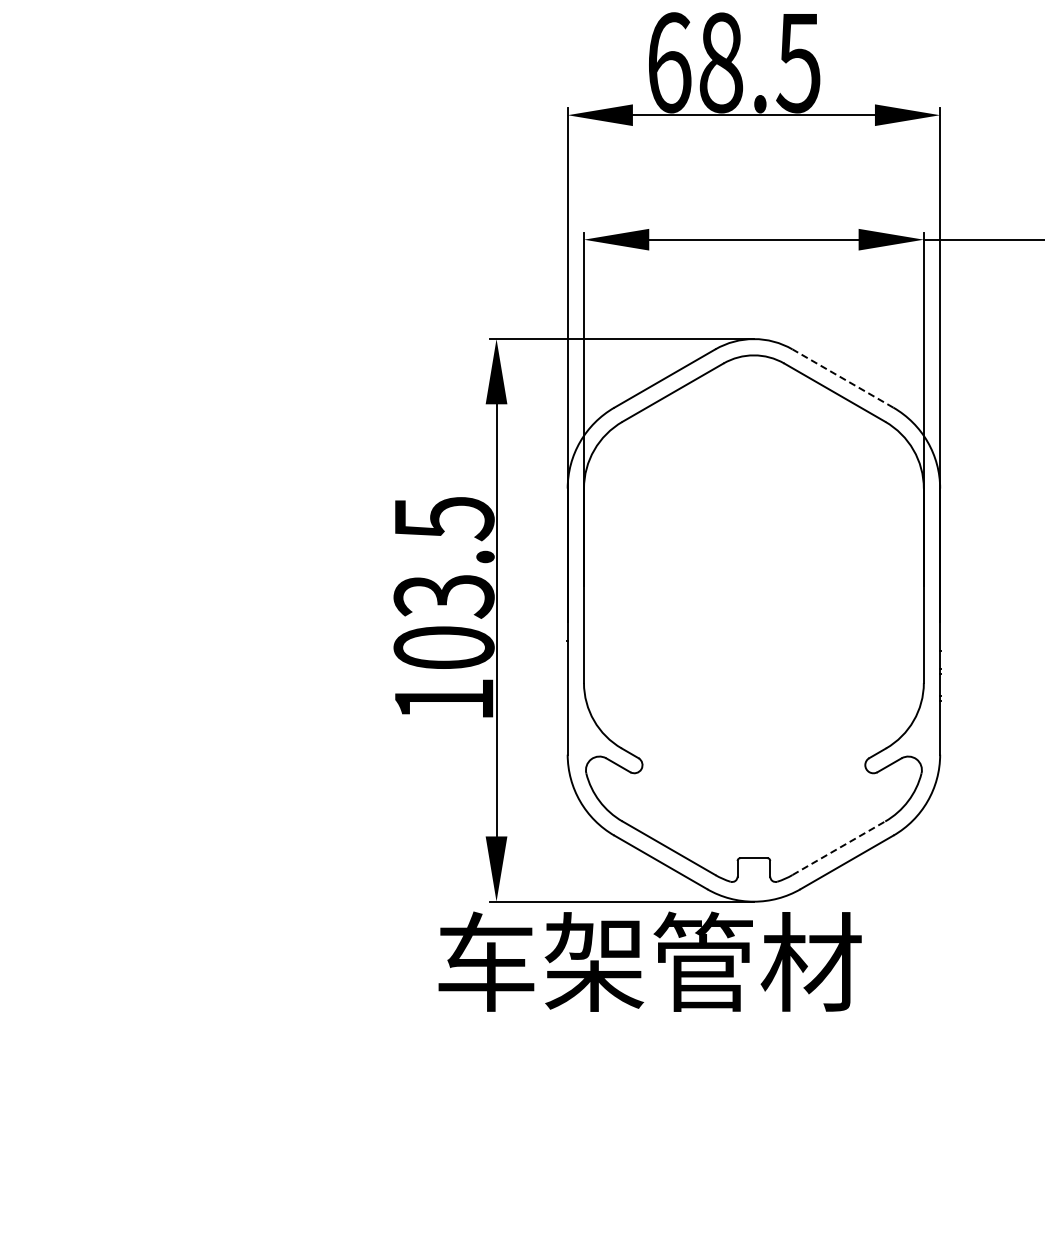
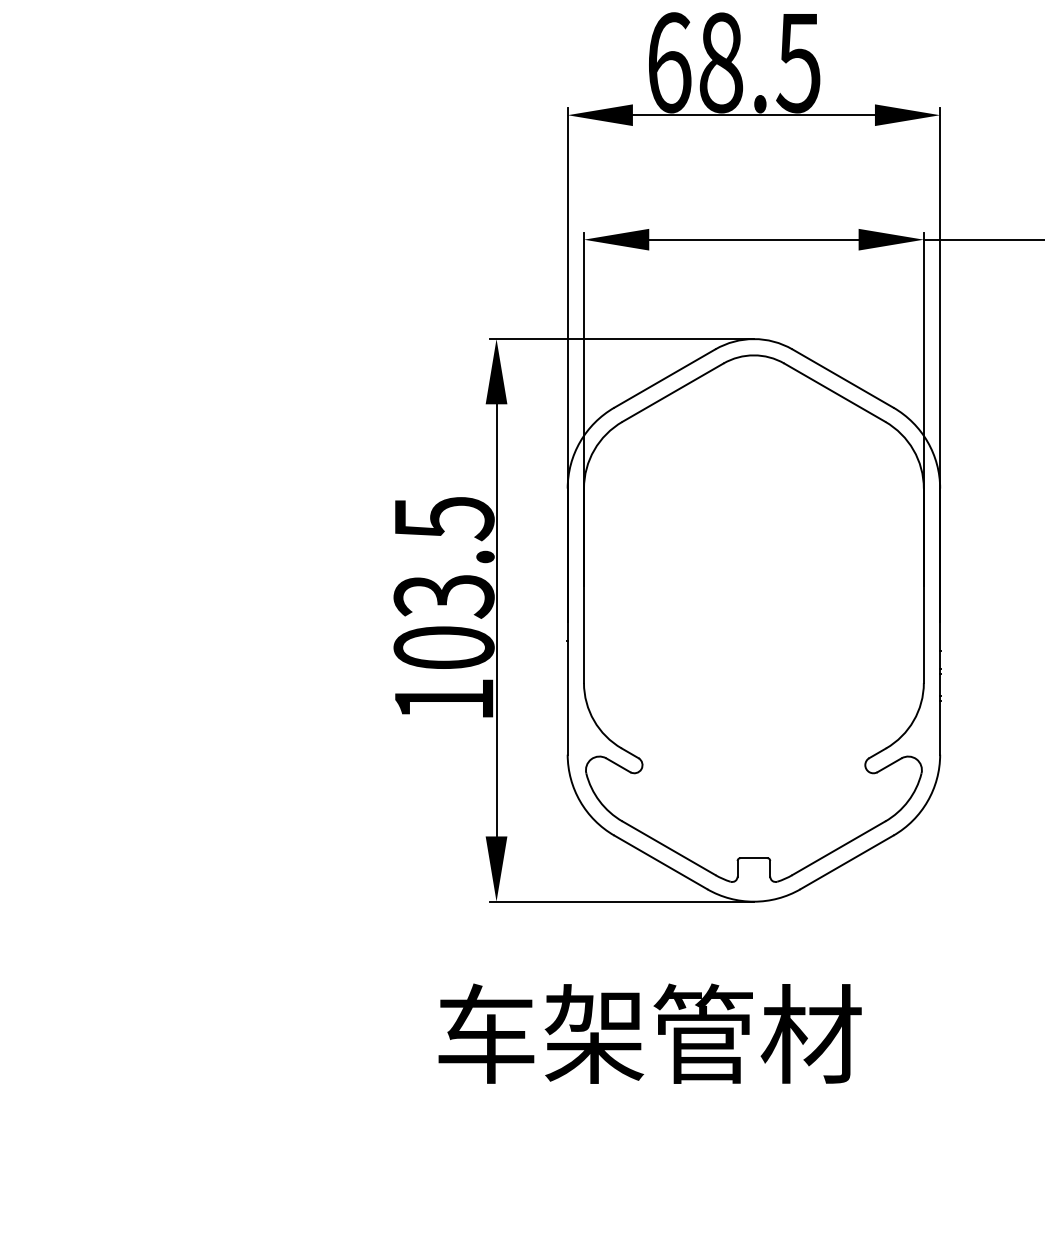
line: dashed -> solid (842, 378)
line: dashed -> solid (838, 848)
text position: (649, 961) -> (649, 1033) (649, 1033)
